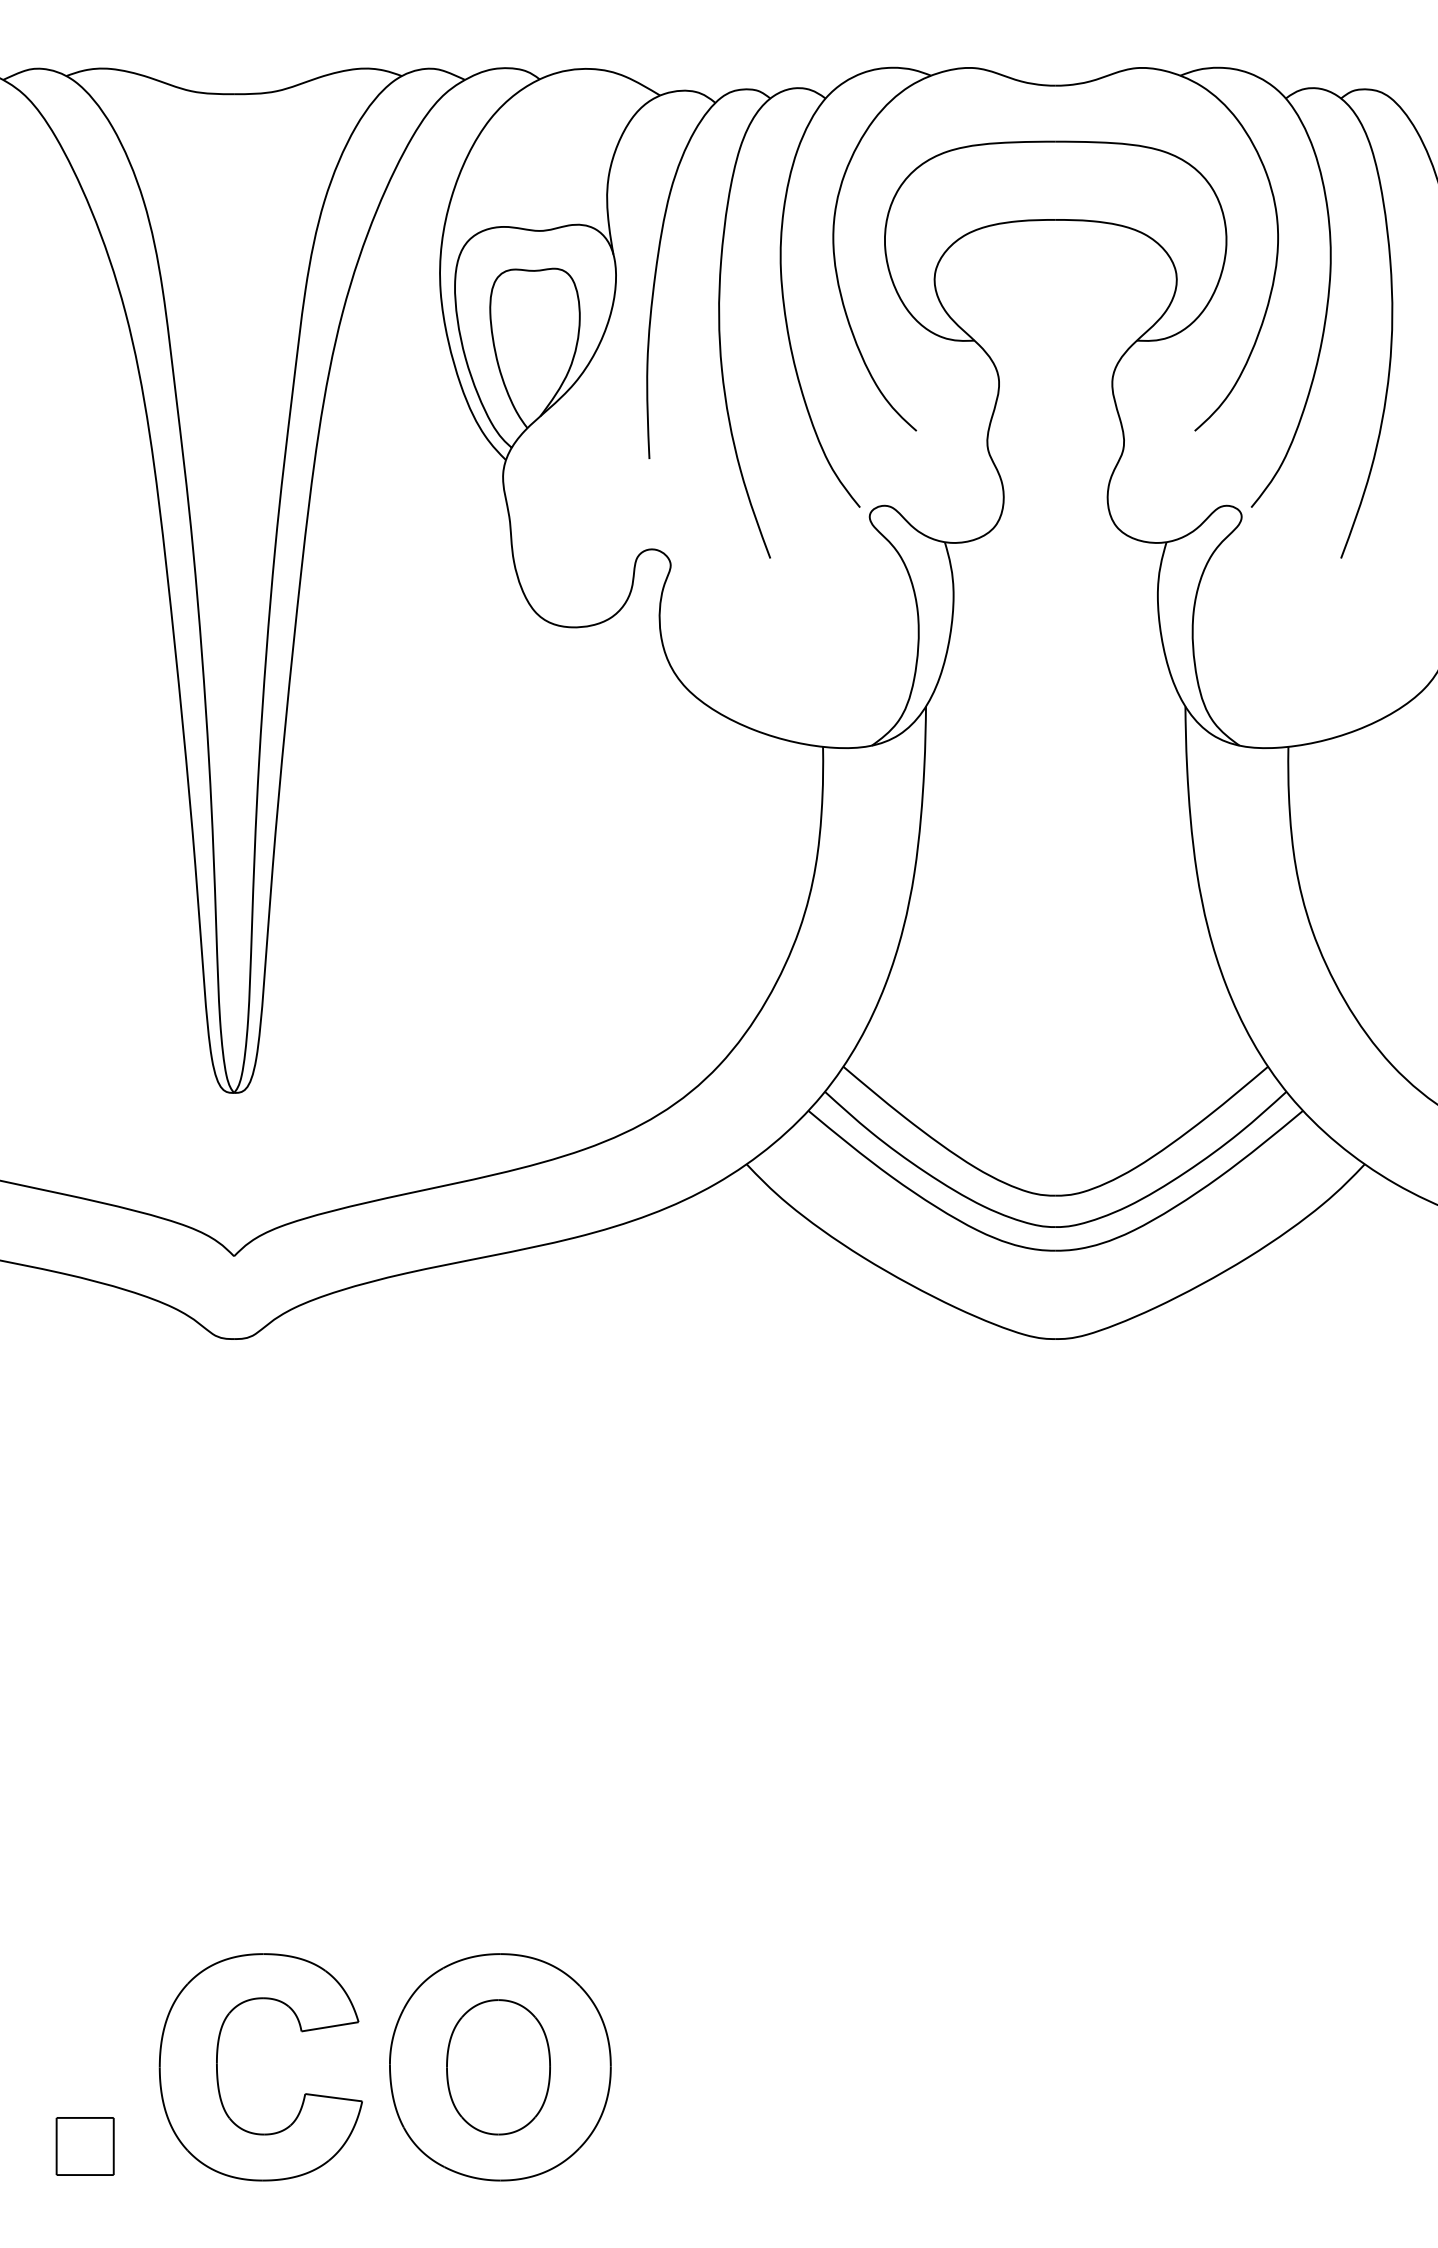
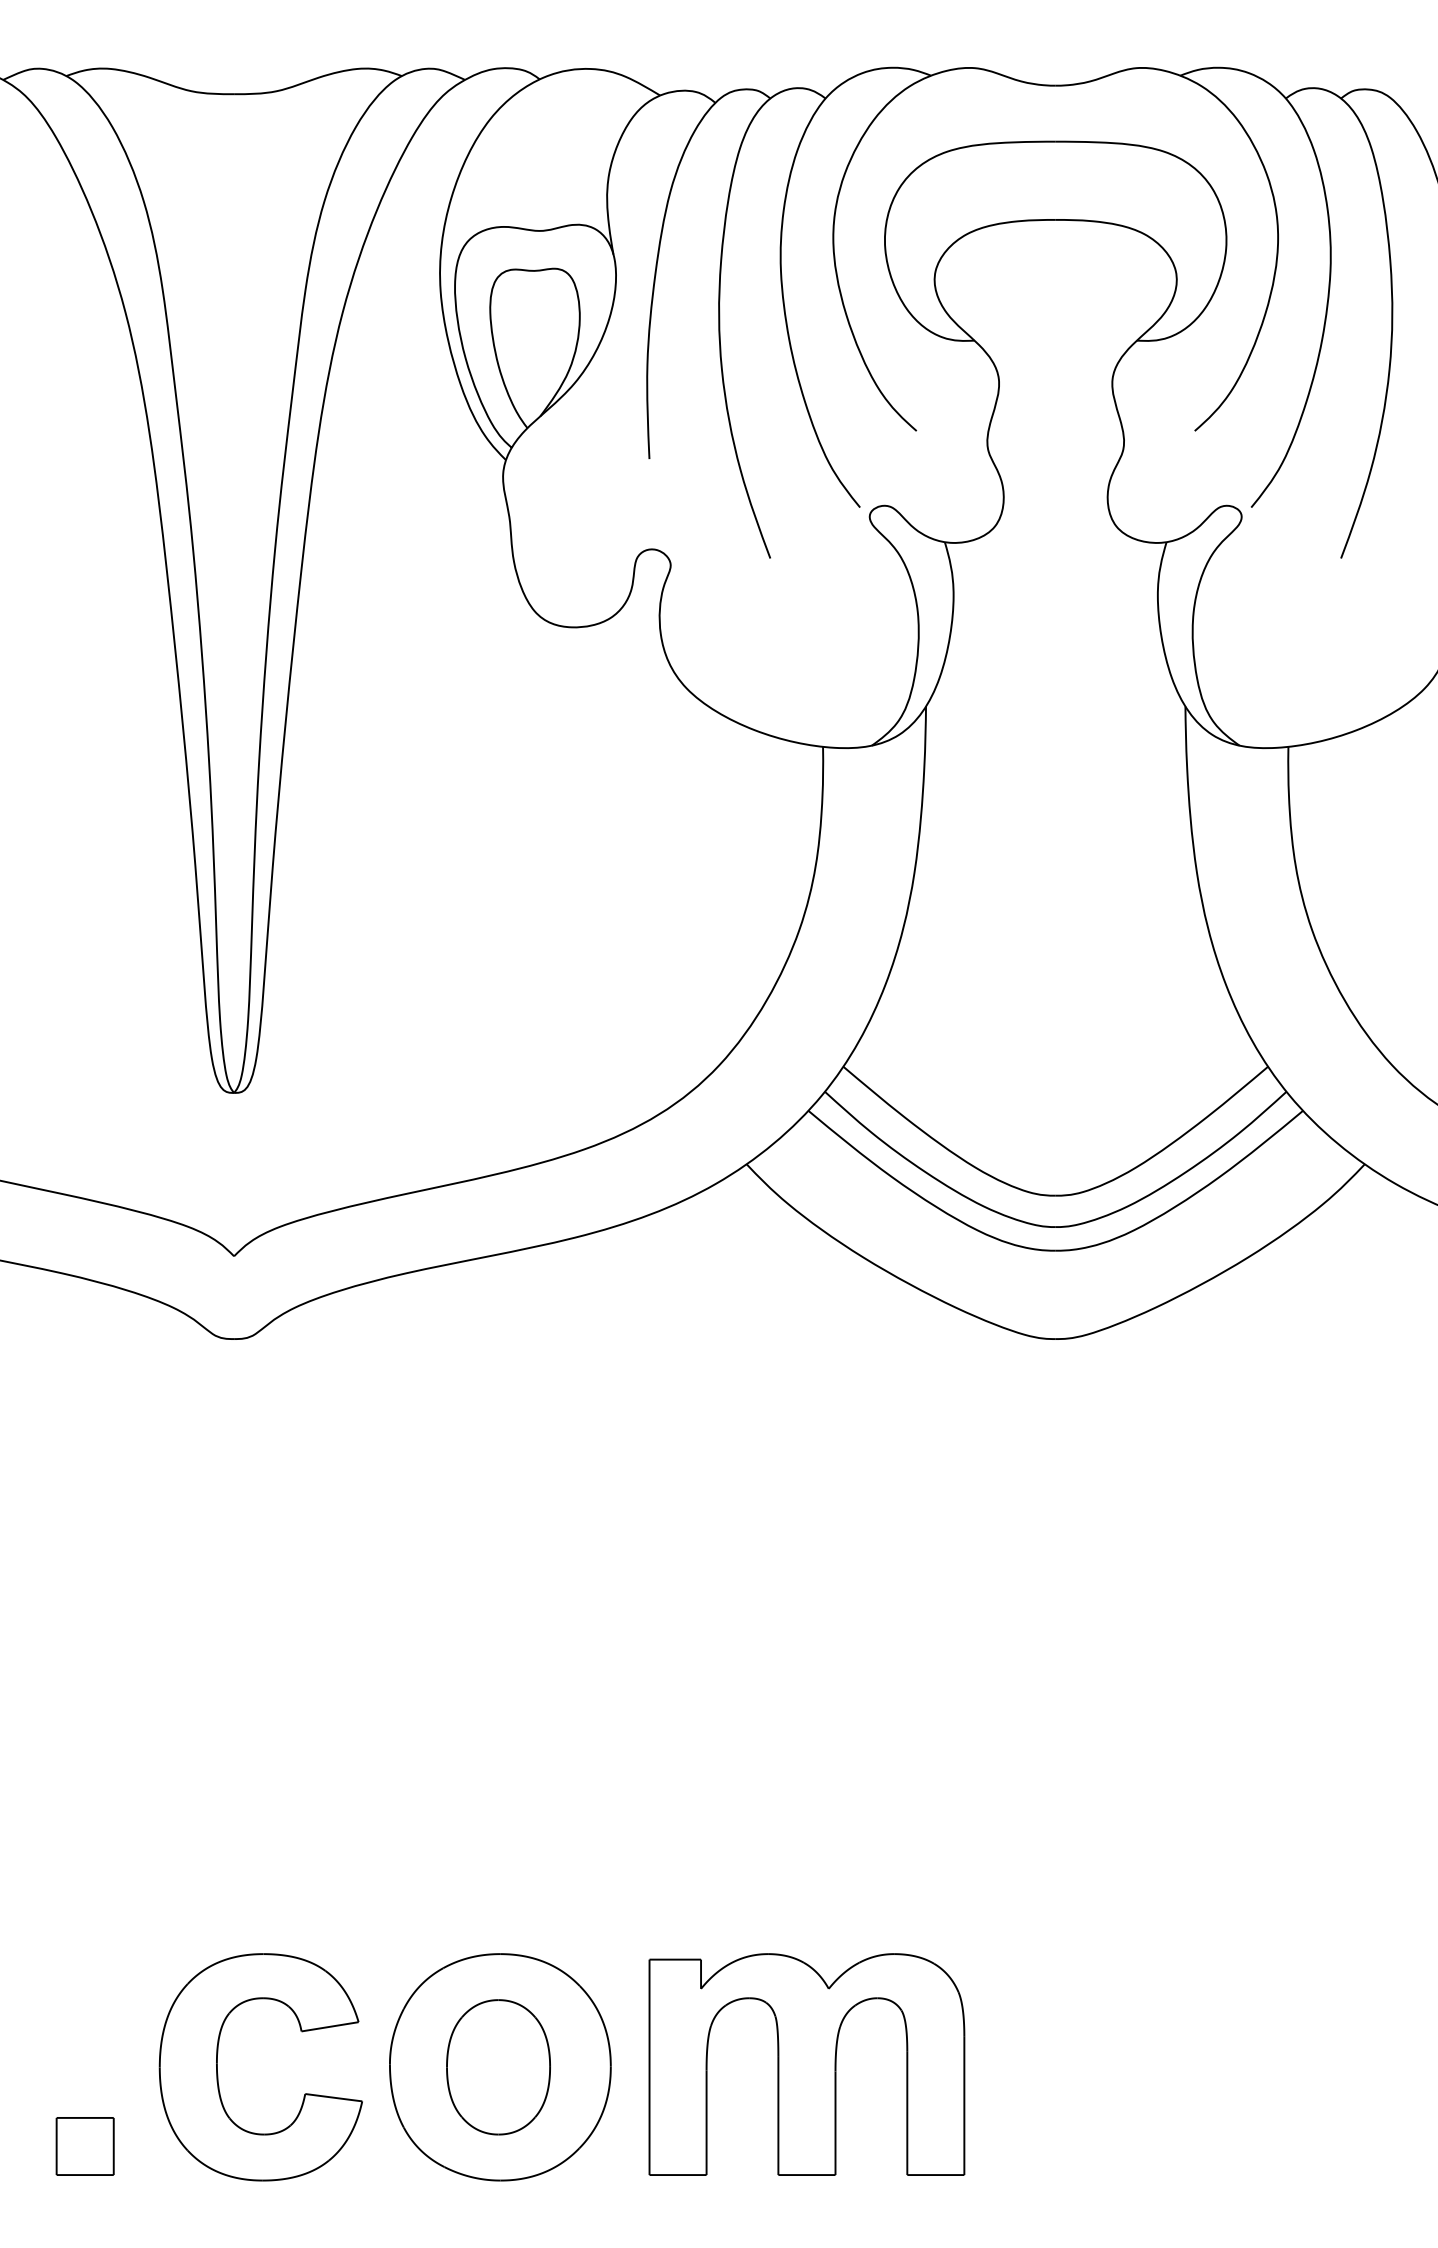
part: none -> present (806, 2064)
